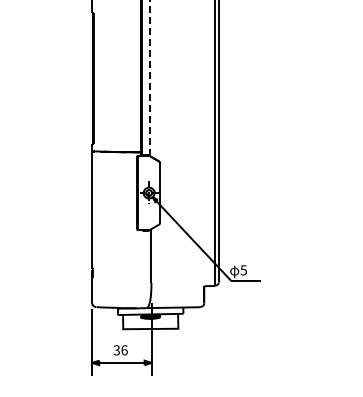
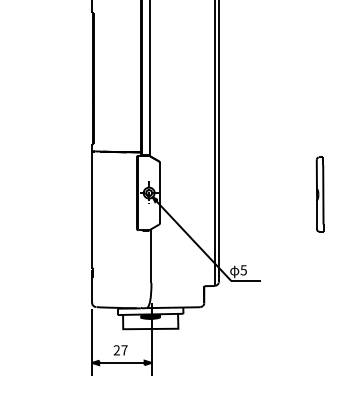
line: dashed -> solid (149, 78)
part: none -> present (319, 194)
text: 36 -> 27 (120, 350)
